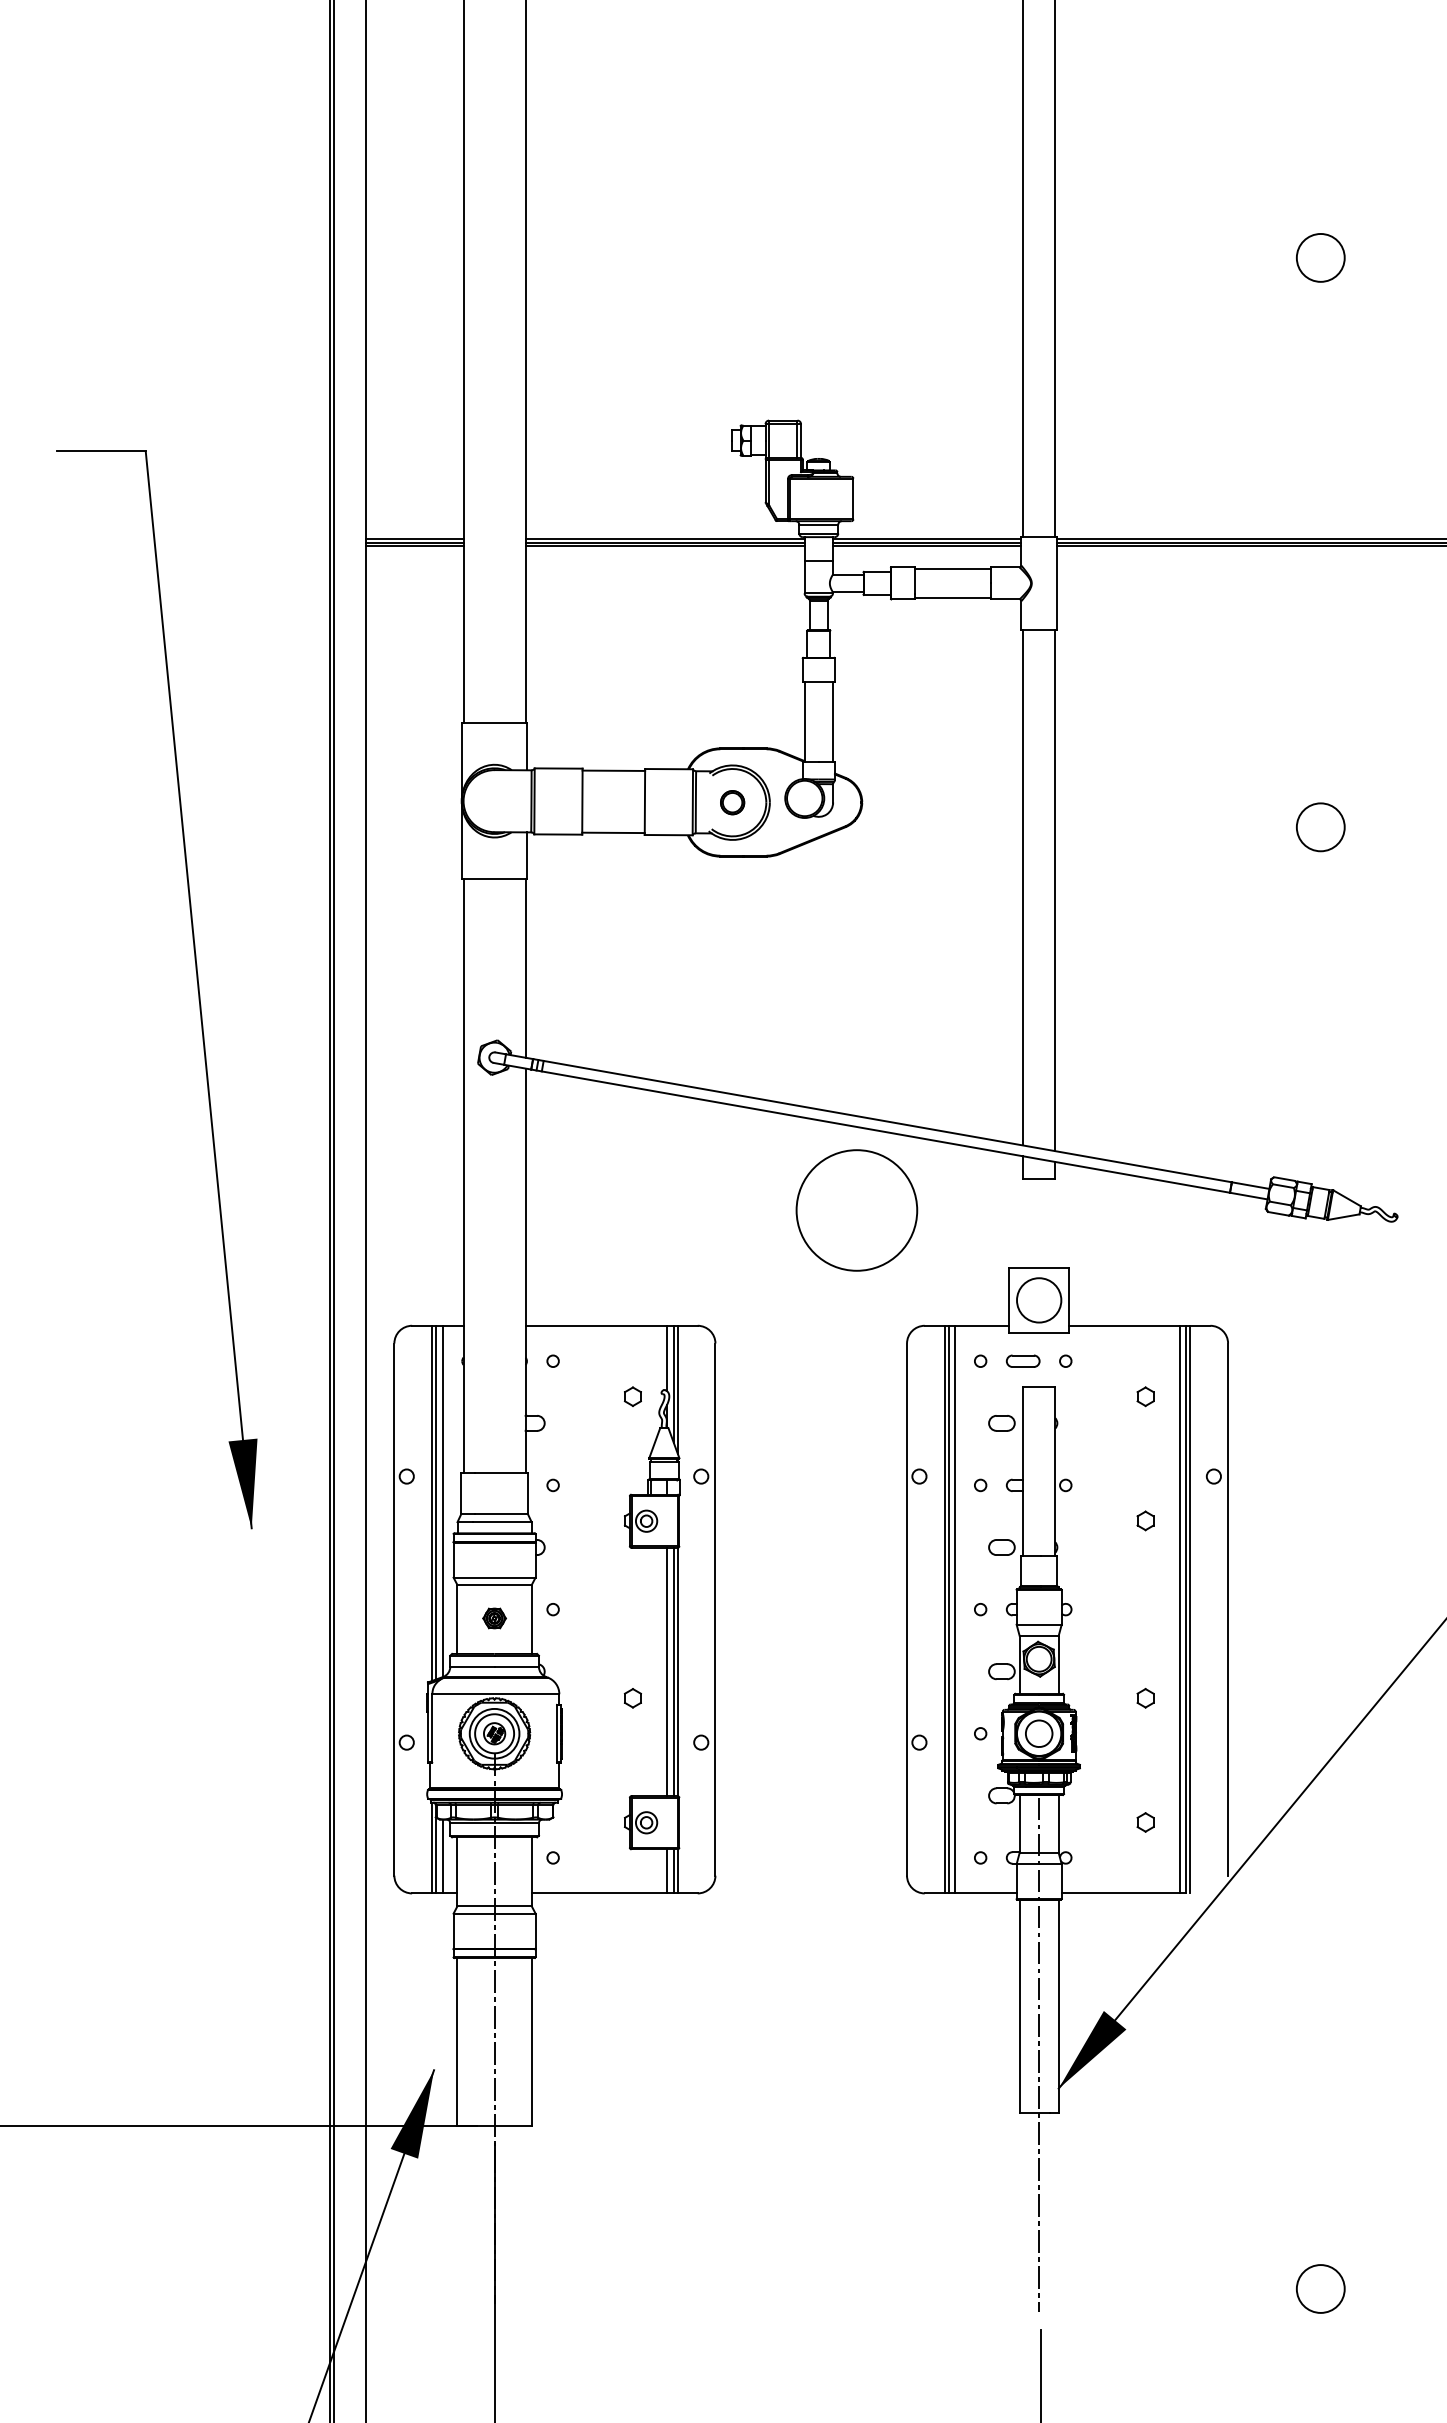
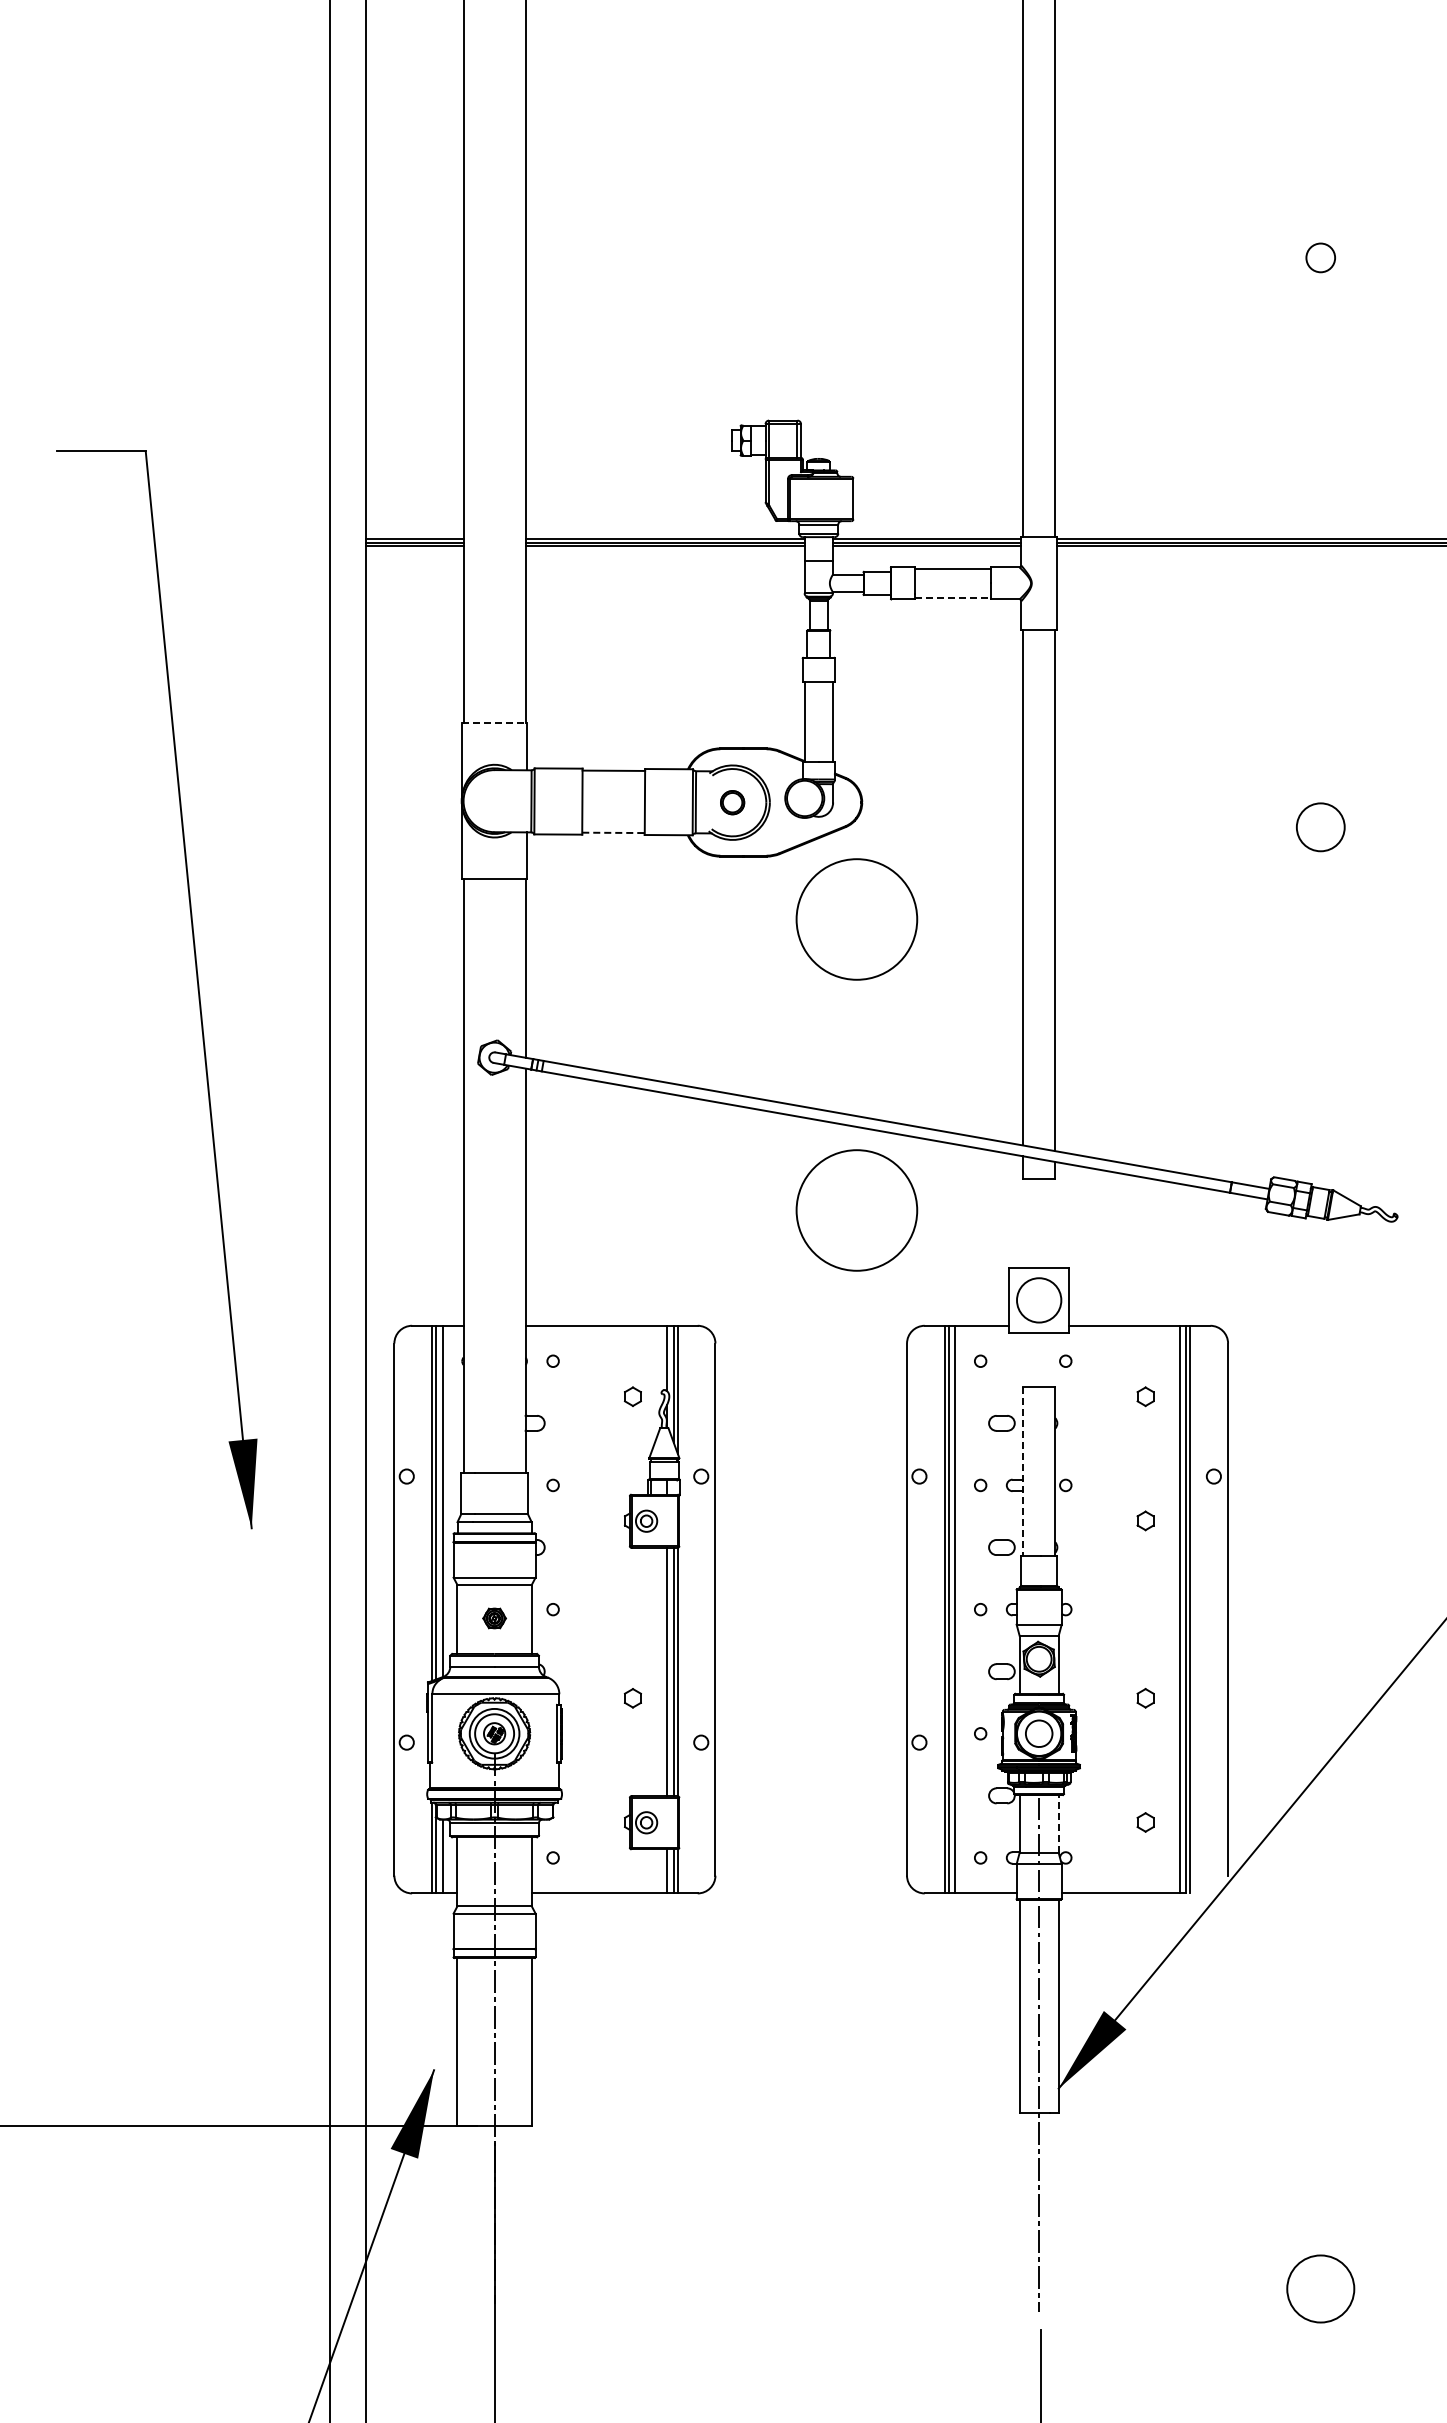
circle diameter: 48 px -> 29 px (1320, 257)
line: solid -> dashed (953, 597)
line: solid -> dashed (494, 723)
line: solid -> dashed (614, 832)
circle: none -> present (856, 919)
line: present -> none (333, 1210)
part: present -> none (1022, 1360)
line: solid -> dashed (1023, 1471)
line: solid -> dashed (1058, 1823)
circle diameter: 48 px -> 67 px (1320, 2288)
